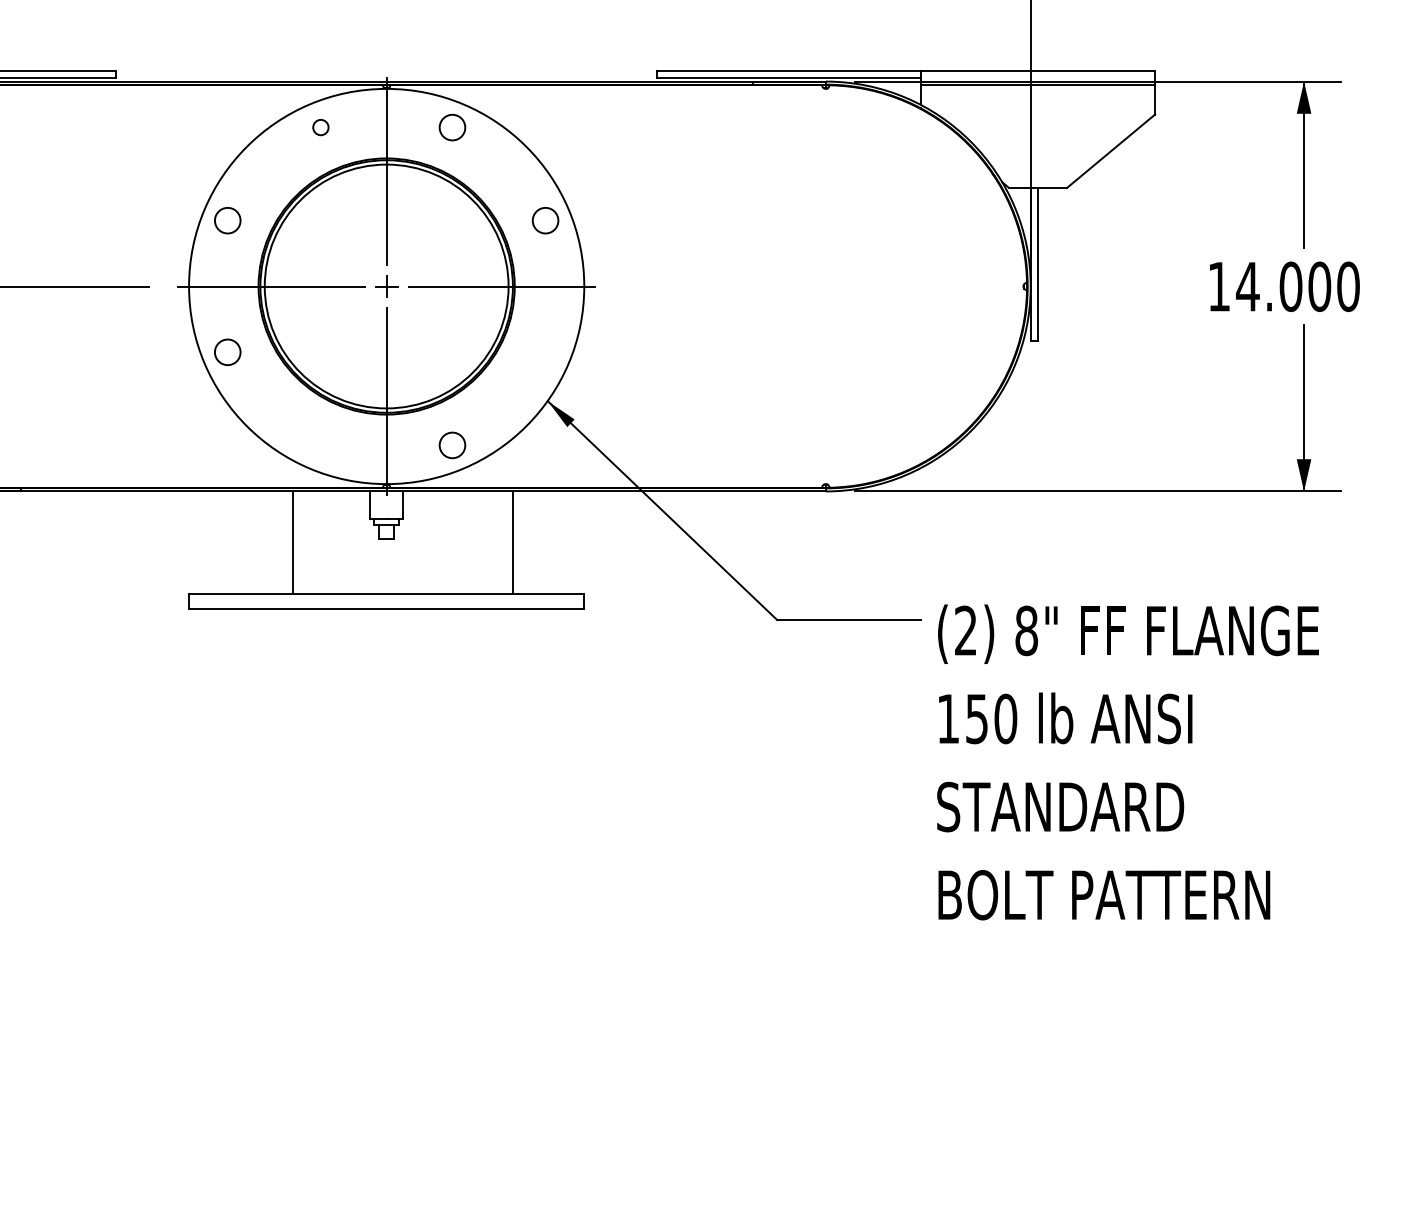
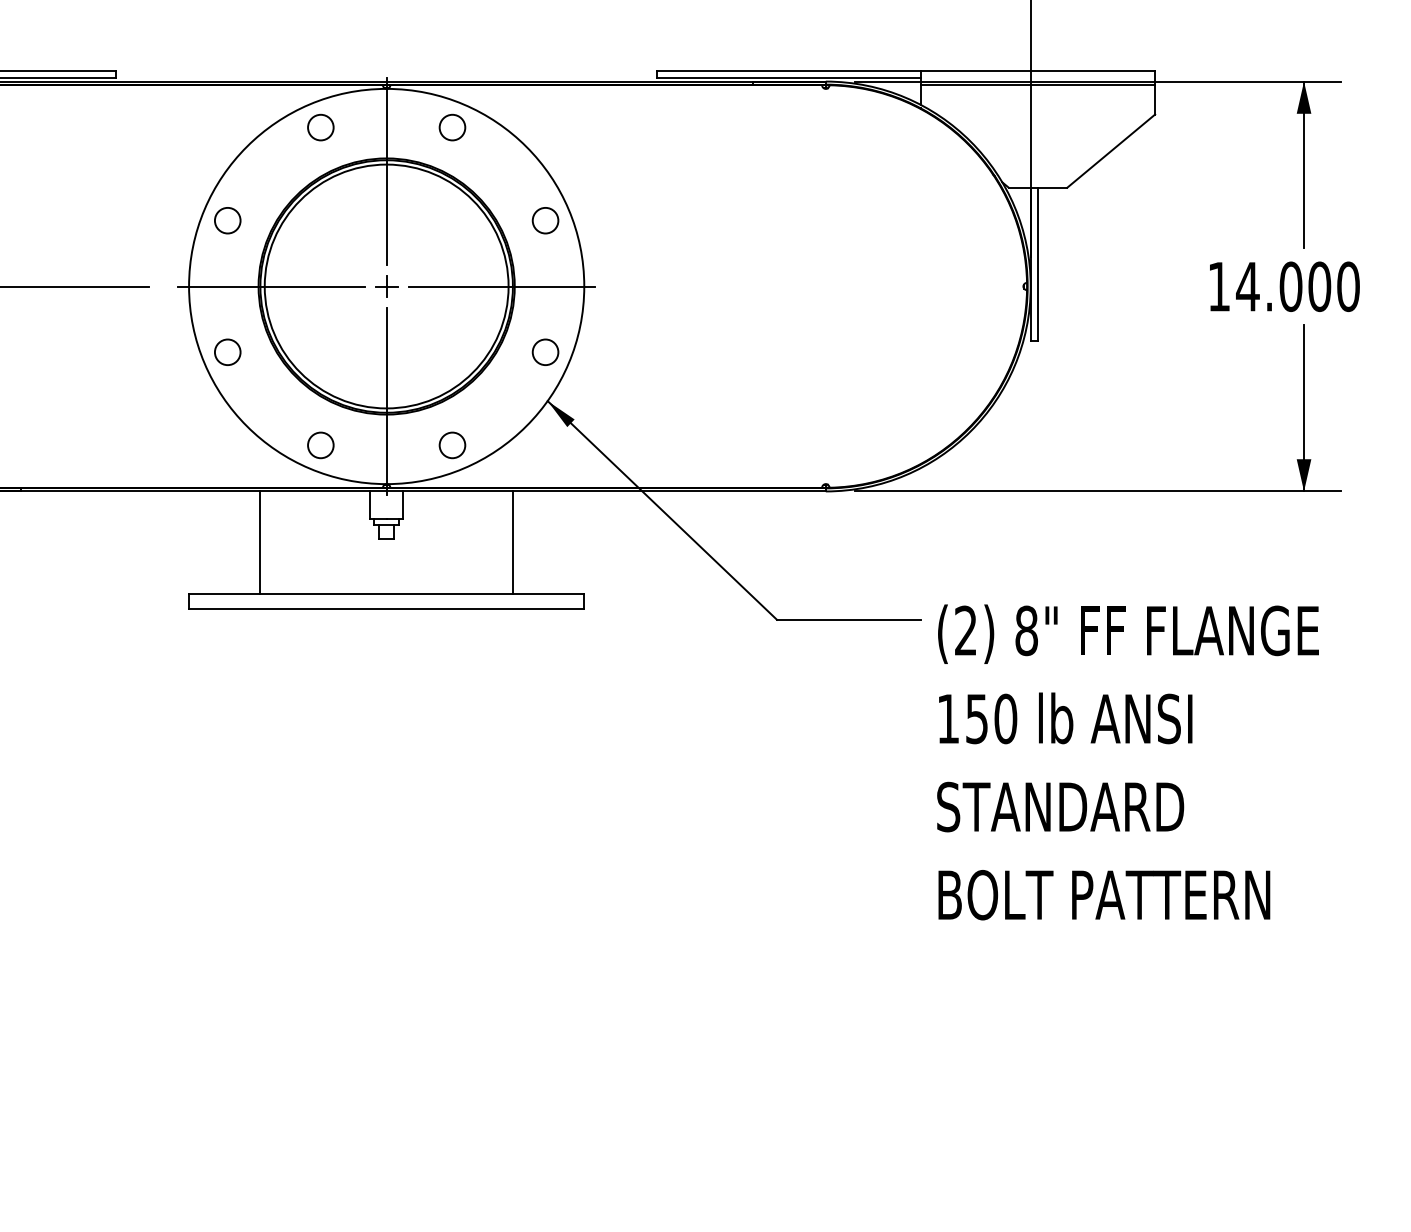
circle size: 18x18 px -> 28x29 px (320, 127)
circle: none -> present (545, 351)
circle: none -> present (320, 445)
line position: (293, 542) -> (260, 542) (260, 542)
